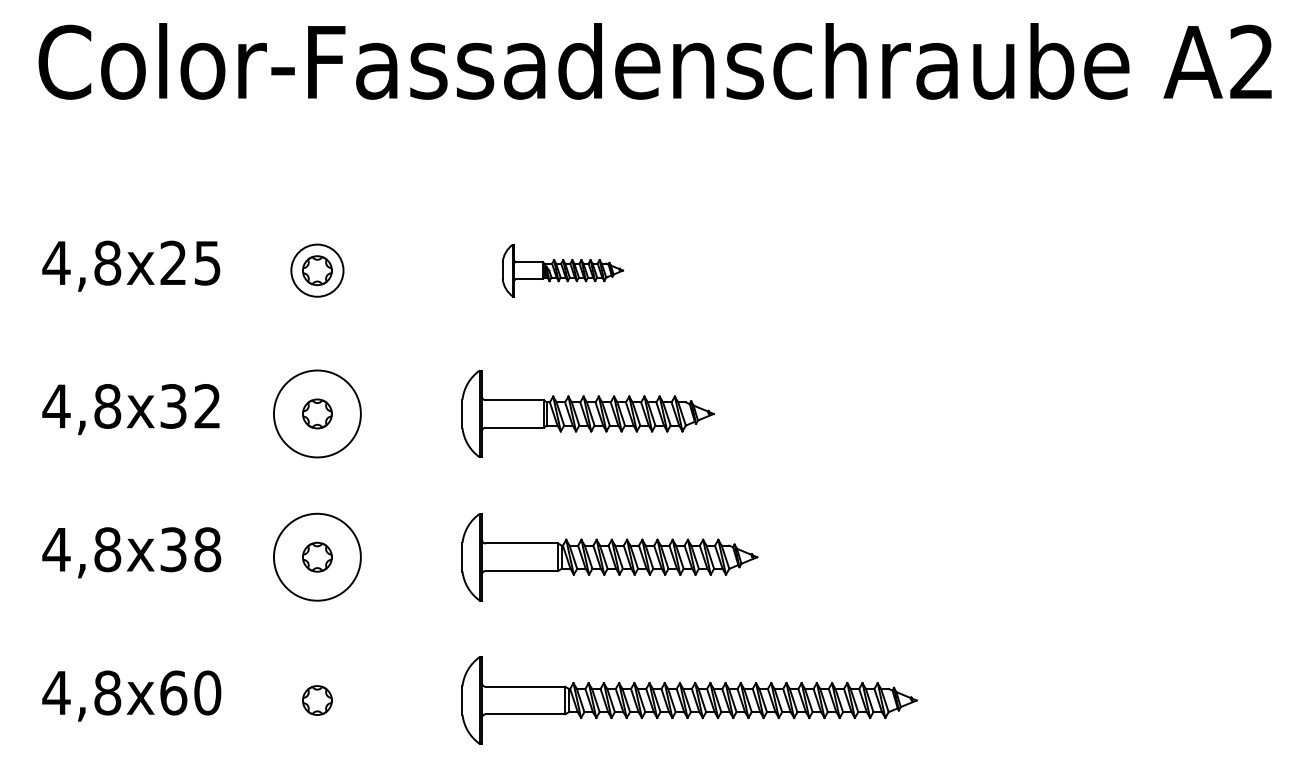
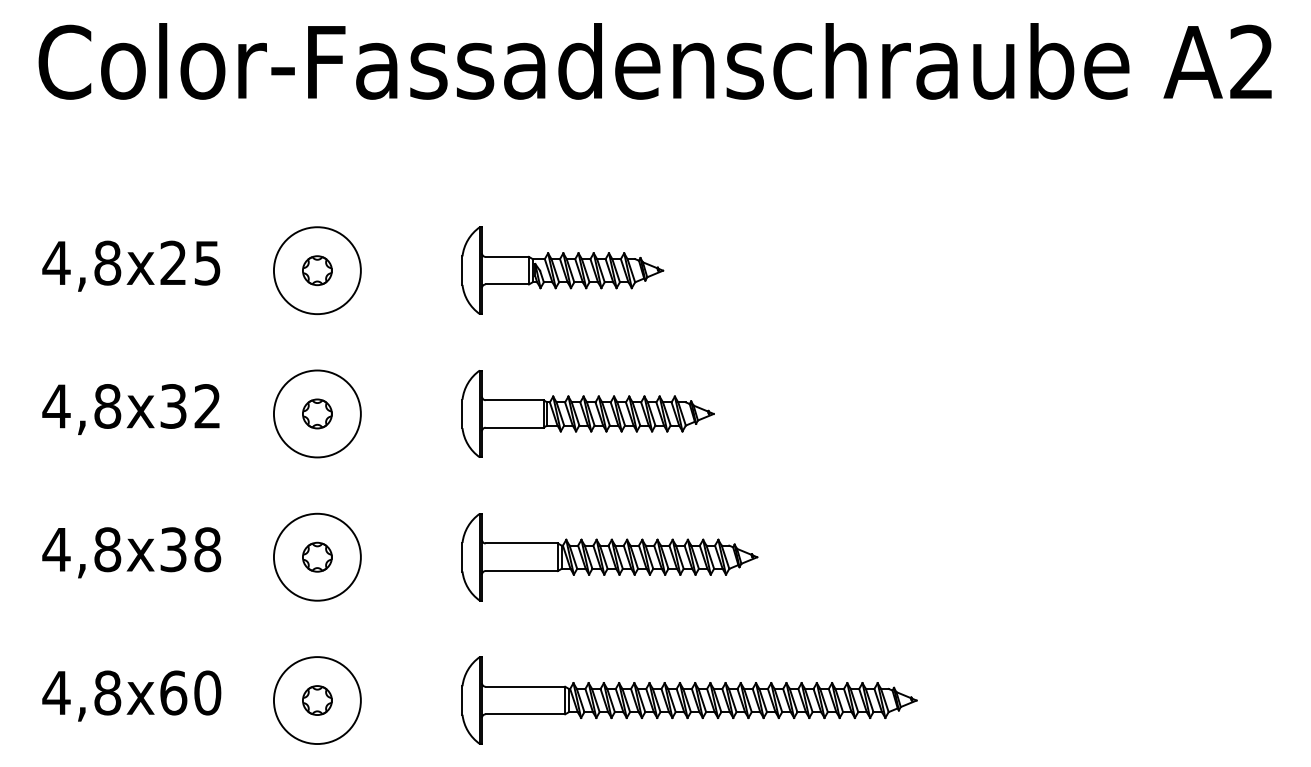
circle diameter: 52 px -> 87 px (316, 270)
part size: 124x54 px -> 204x89 px (562, 270)
circle: none -> present (317, 700)
